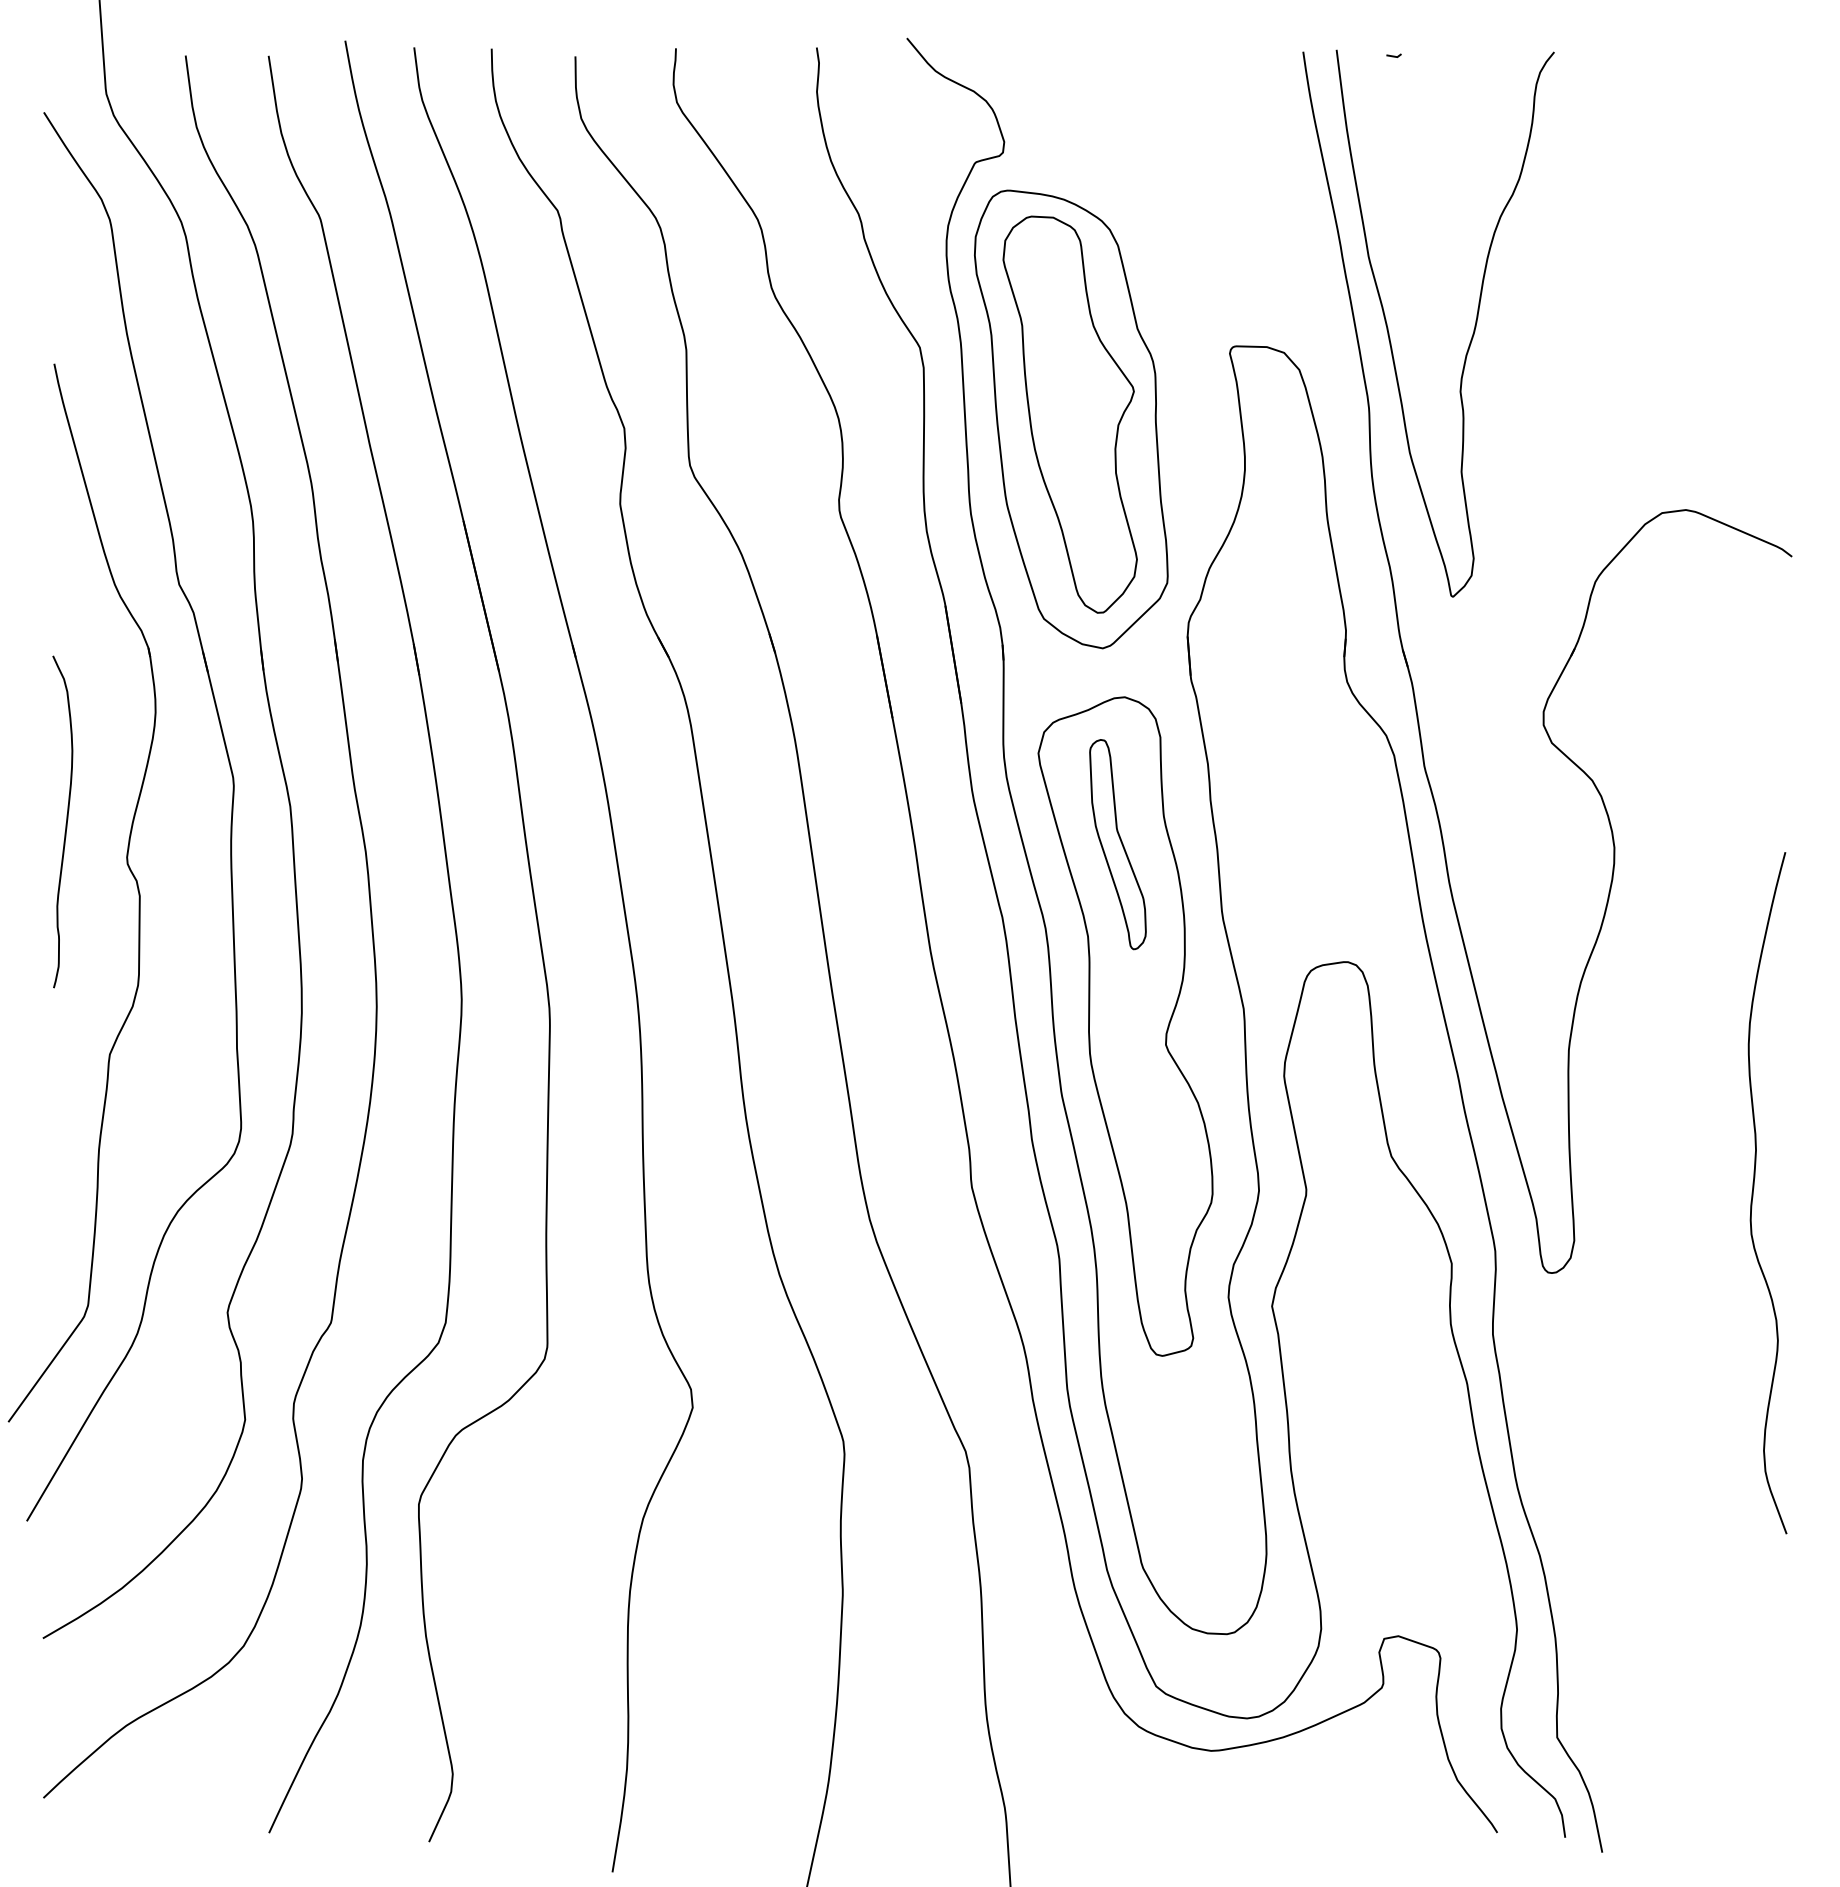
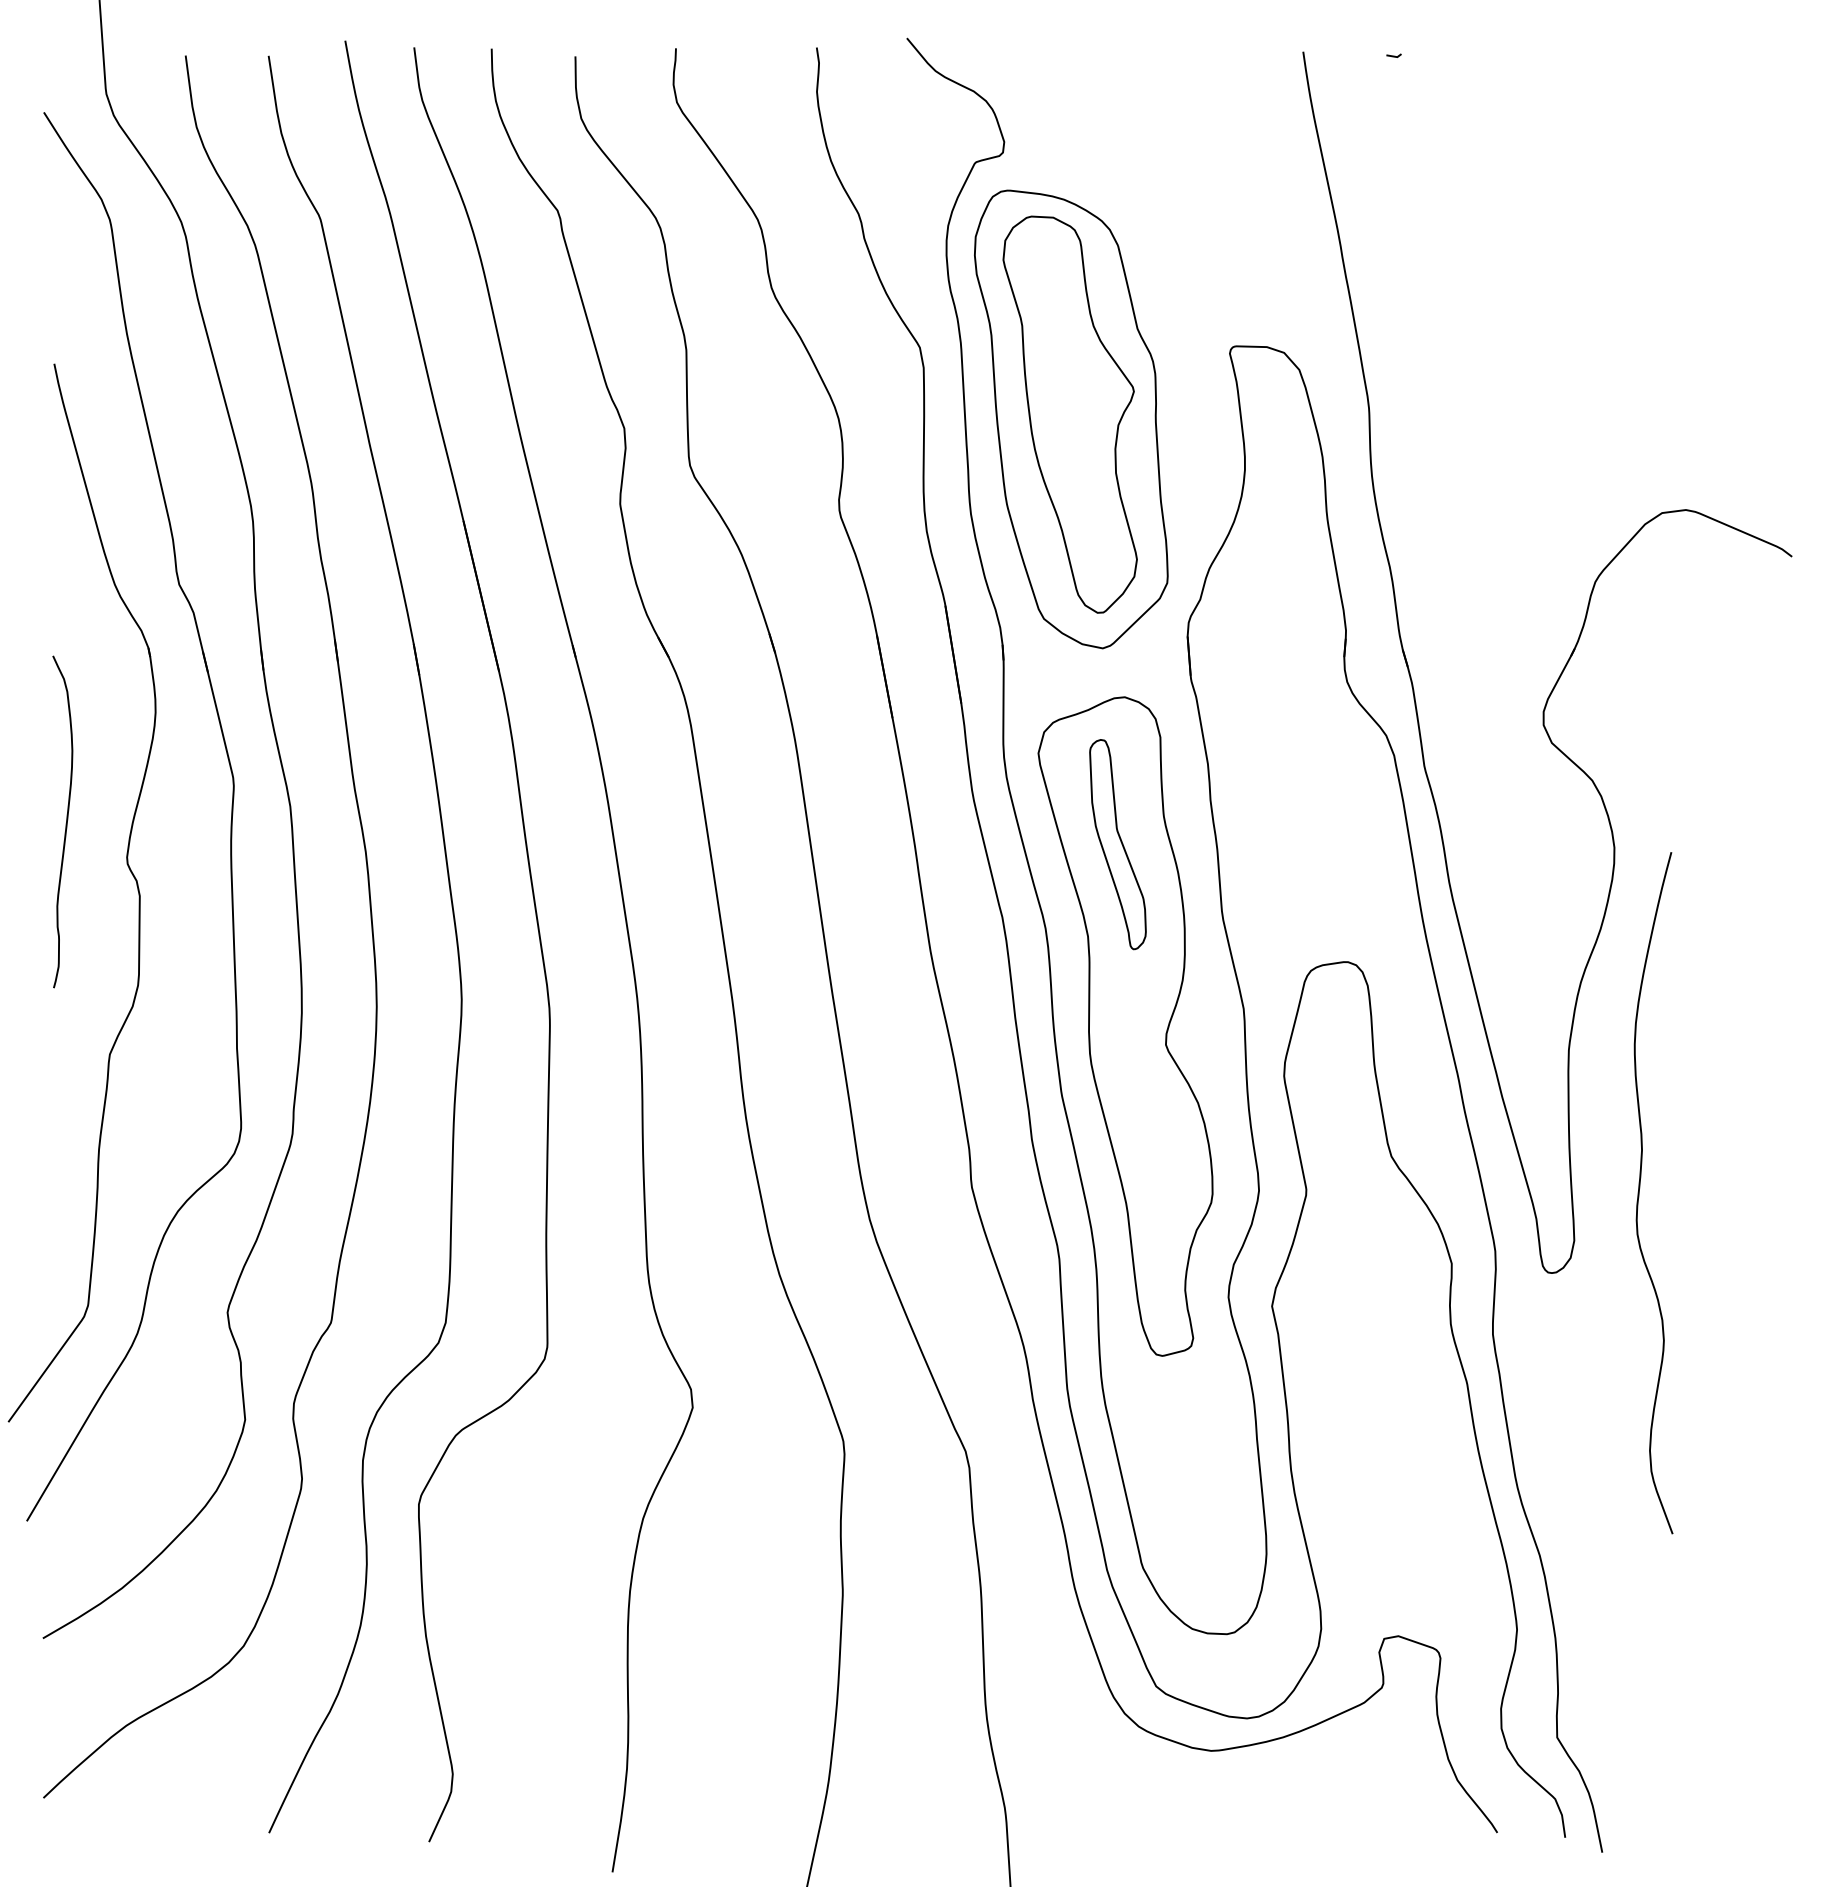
curve: present -> none (1473, 329)
curve position: (1754, 1188) -> (1640, 1188) (1640, 1188)
